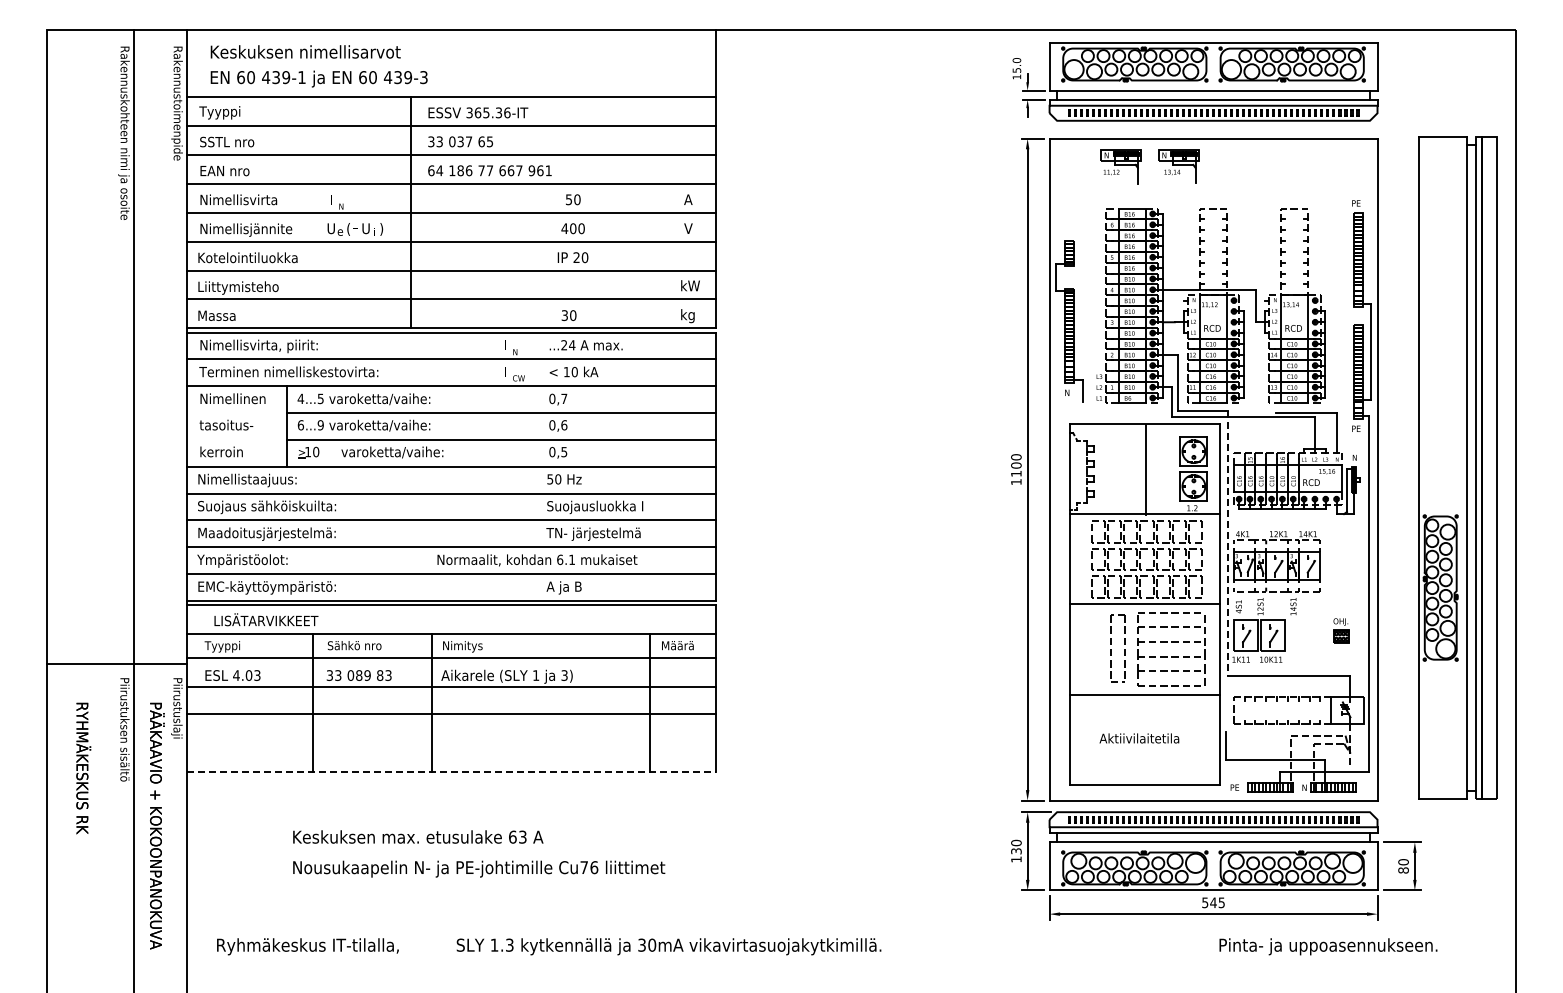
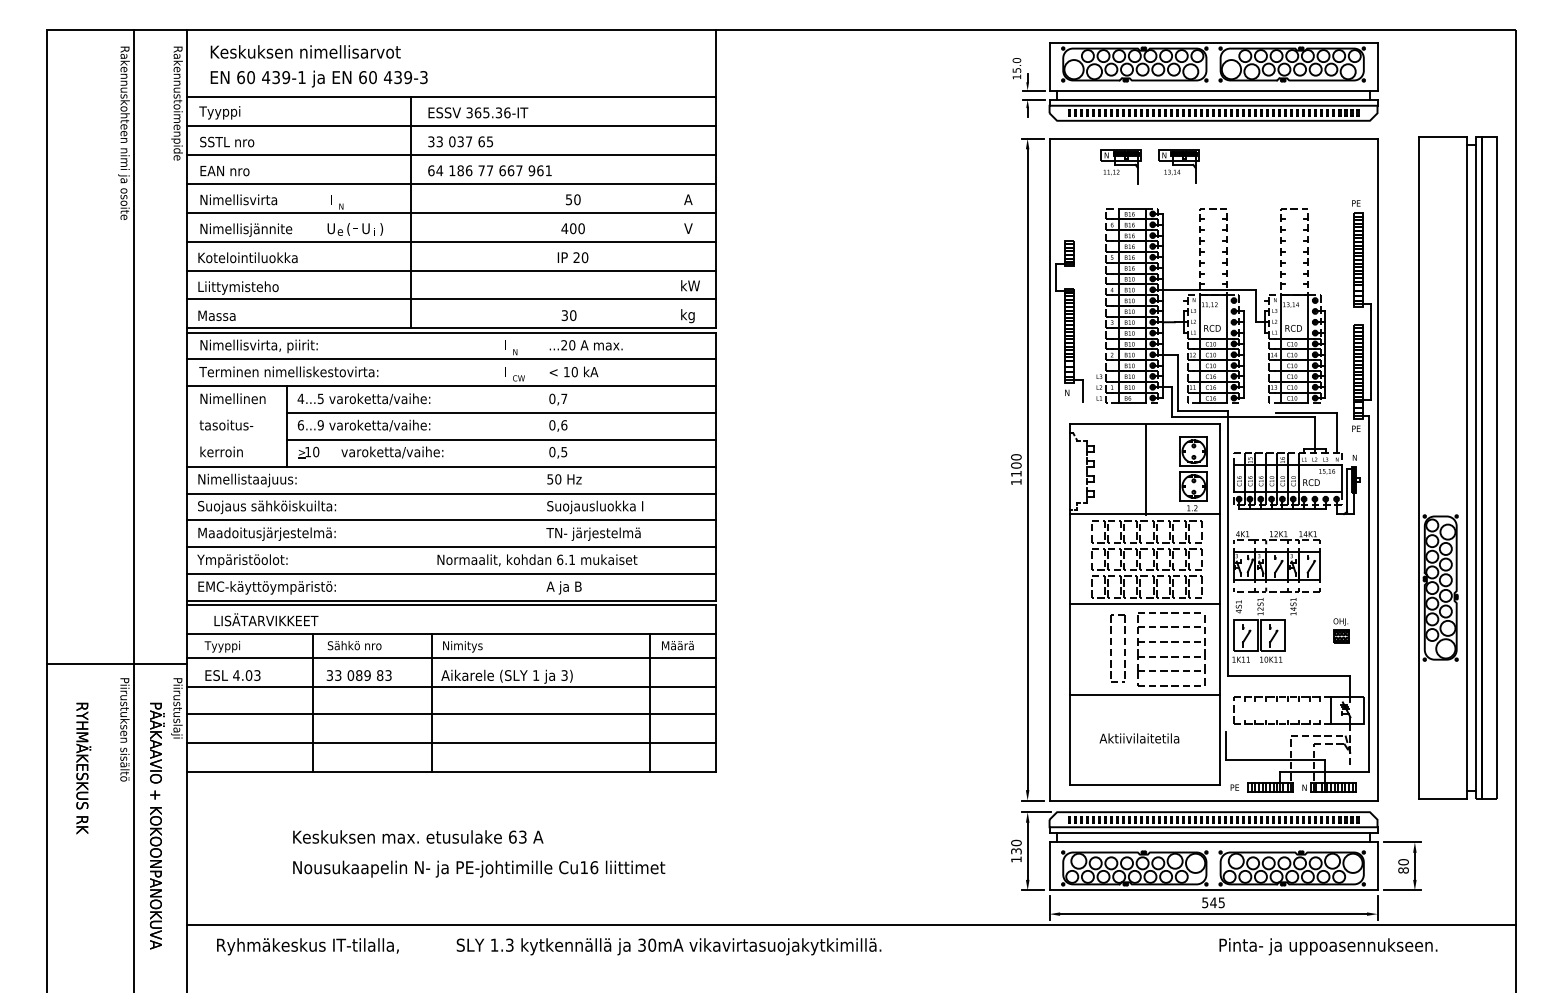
text: ...24 -> ...20 (572, 345)
line: dashed -> solid (1227, 543)
line: none -> present (451, 742)
line: dashed -> solid (451, 771)
text: Cu76 -> Cu16 (583, 867)
line: none -> present (851, 924)
